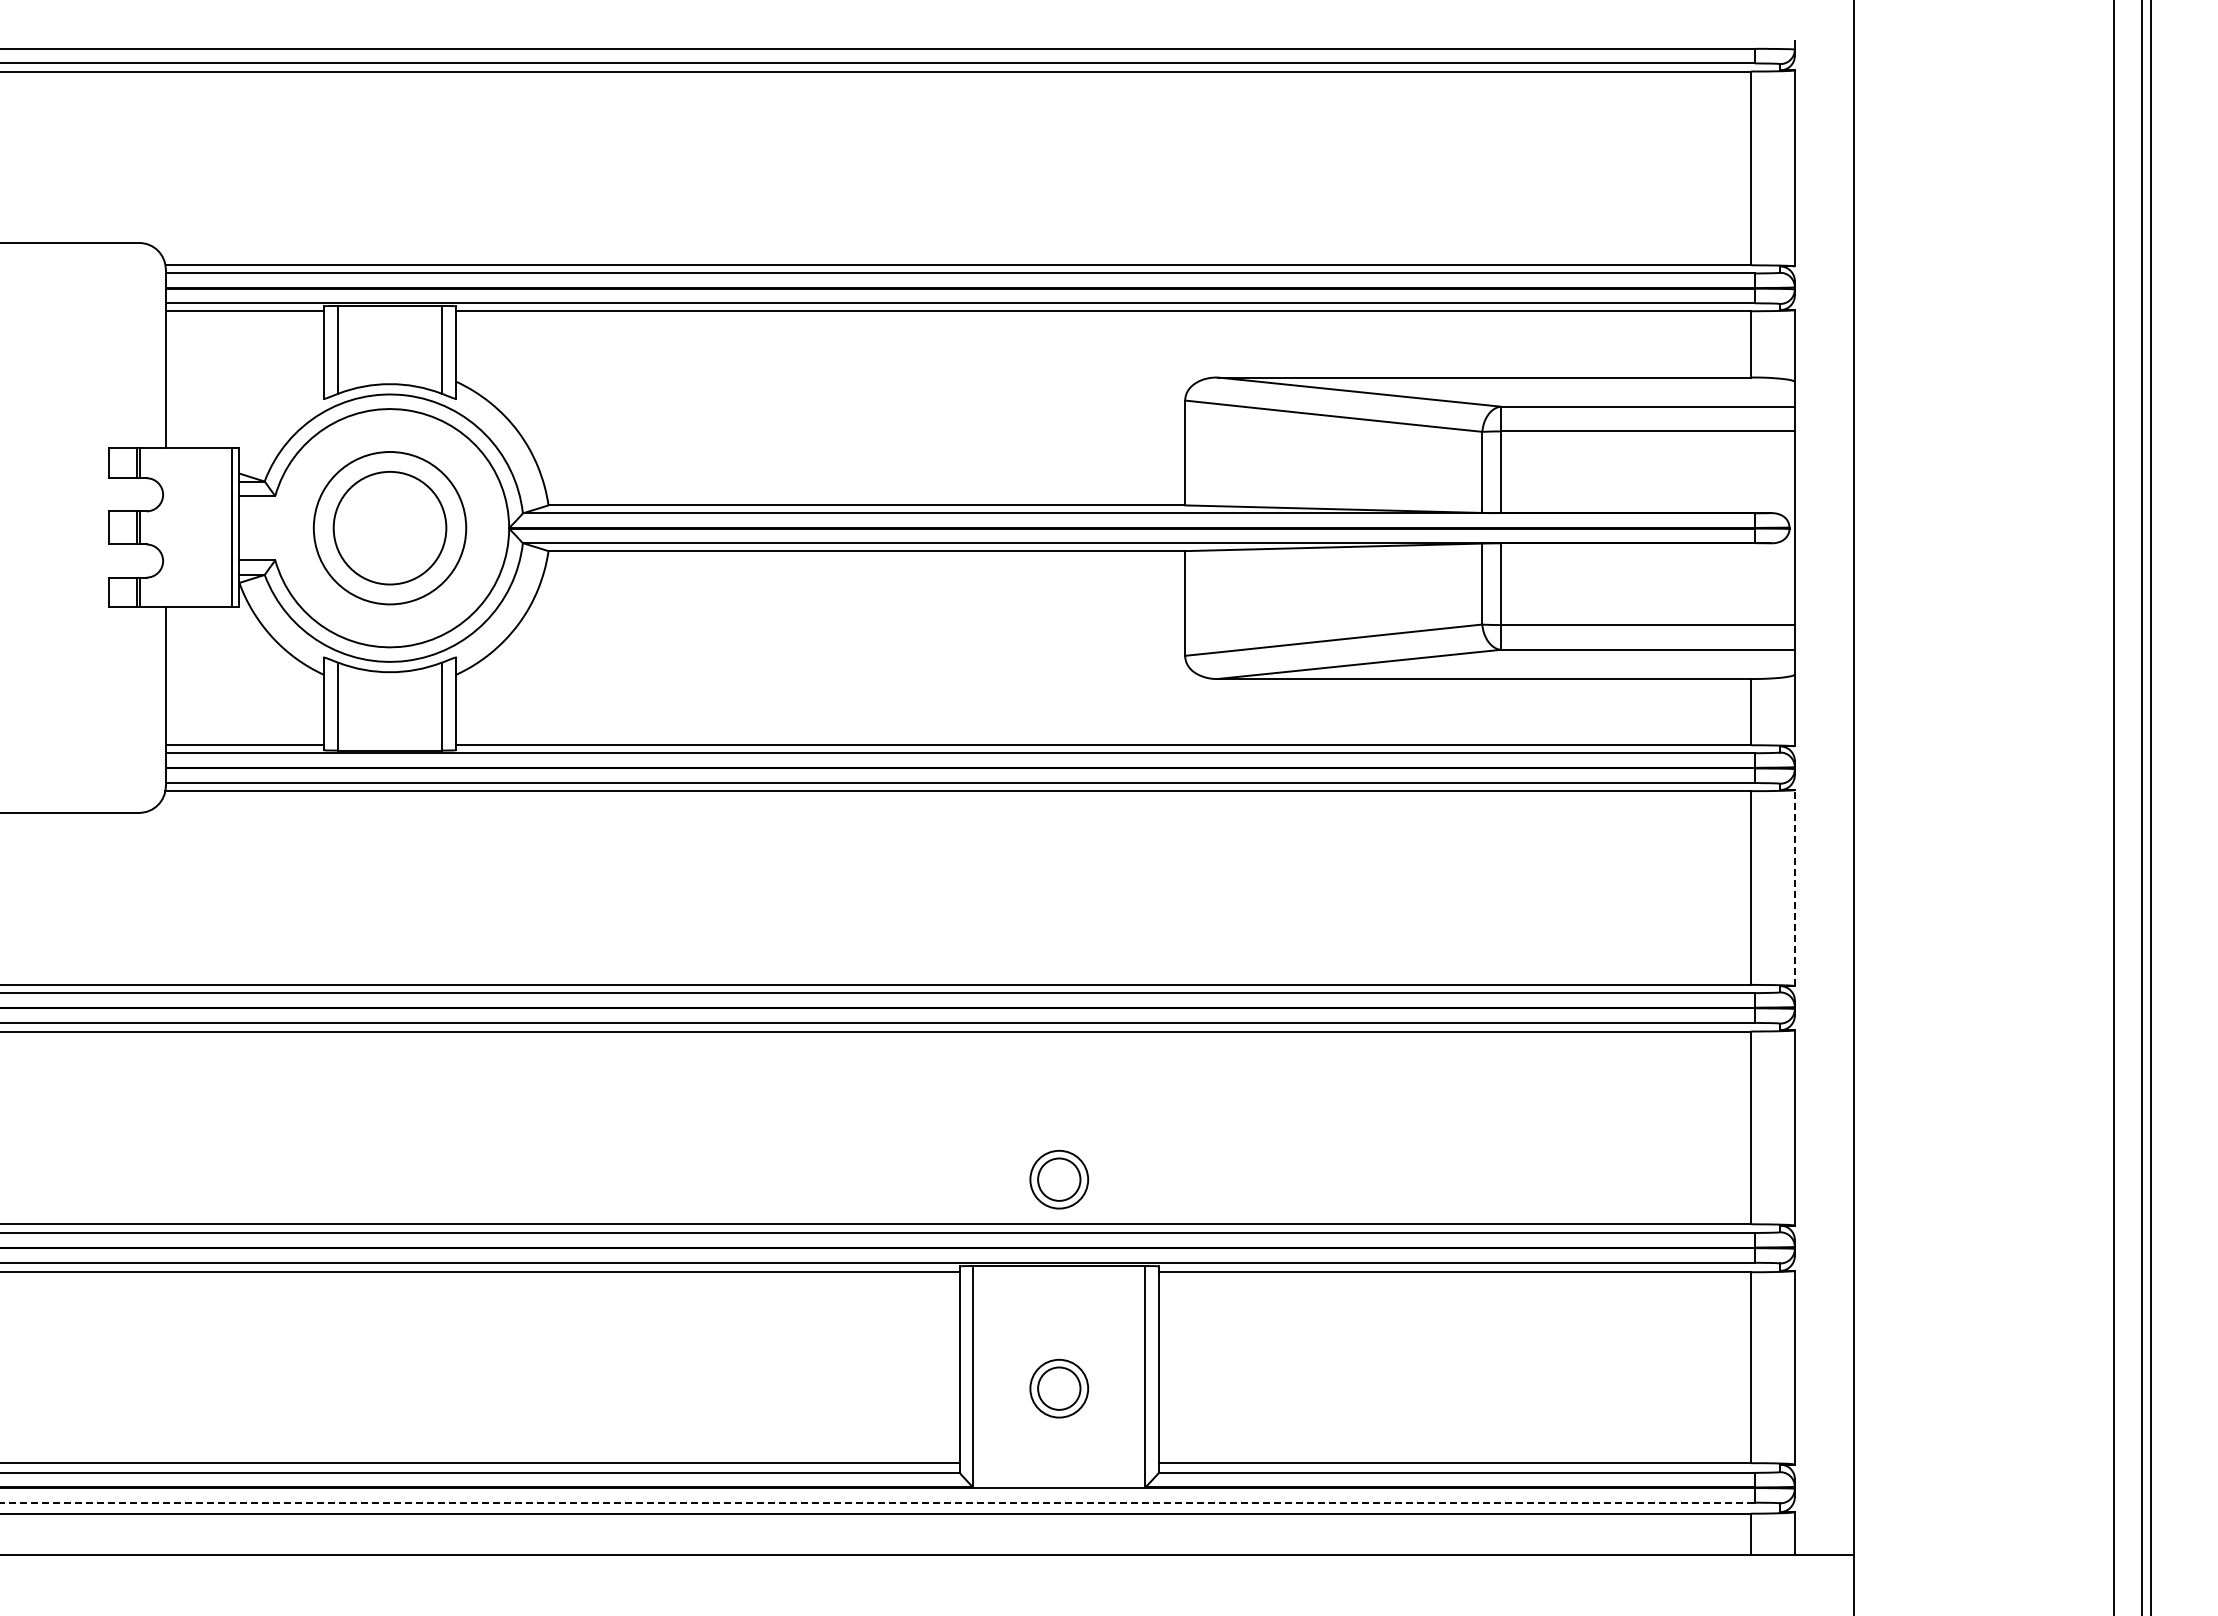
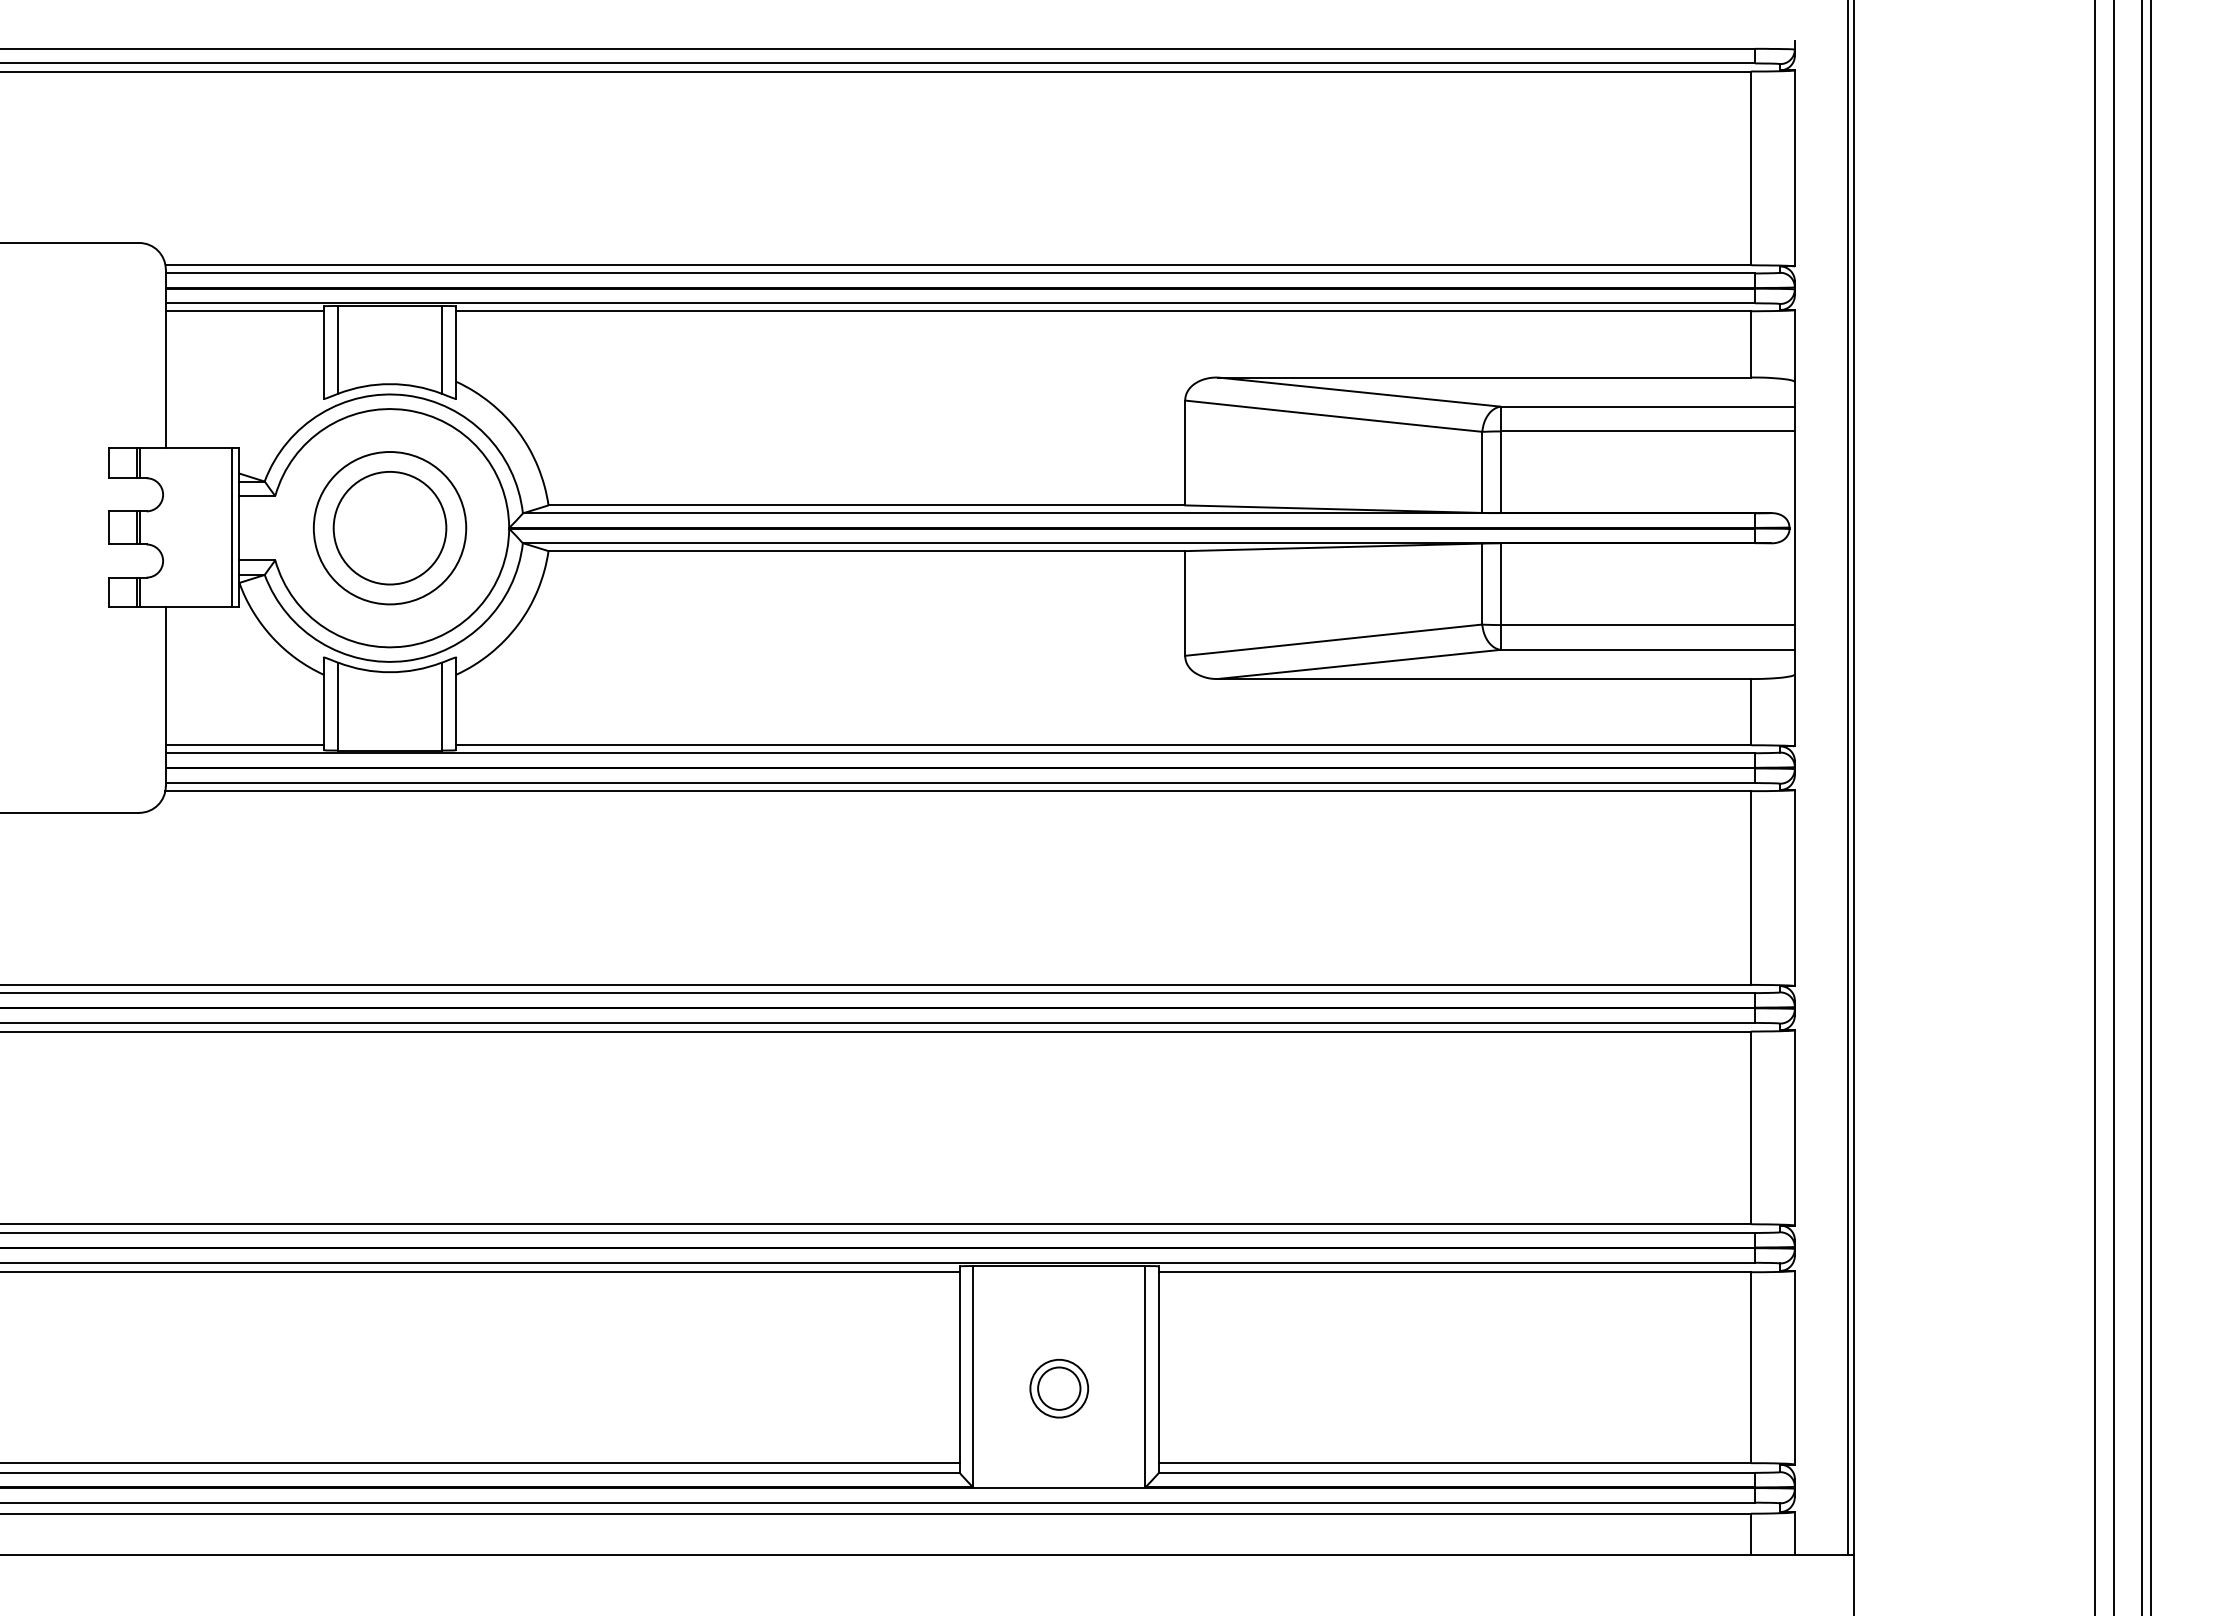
line: none -> present (1847, 778)
line: none -> present (2095, 807)
line: dashed -> solid (1794, 887)
part: present -> none (1059, 1179)
line: dashed -> solid (878, 1502)
